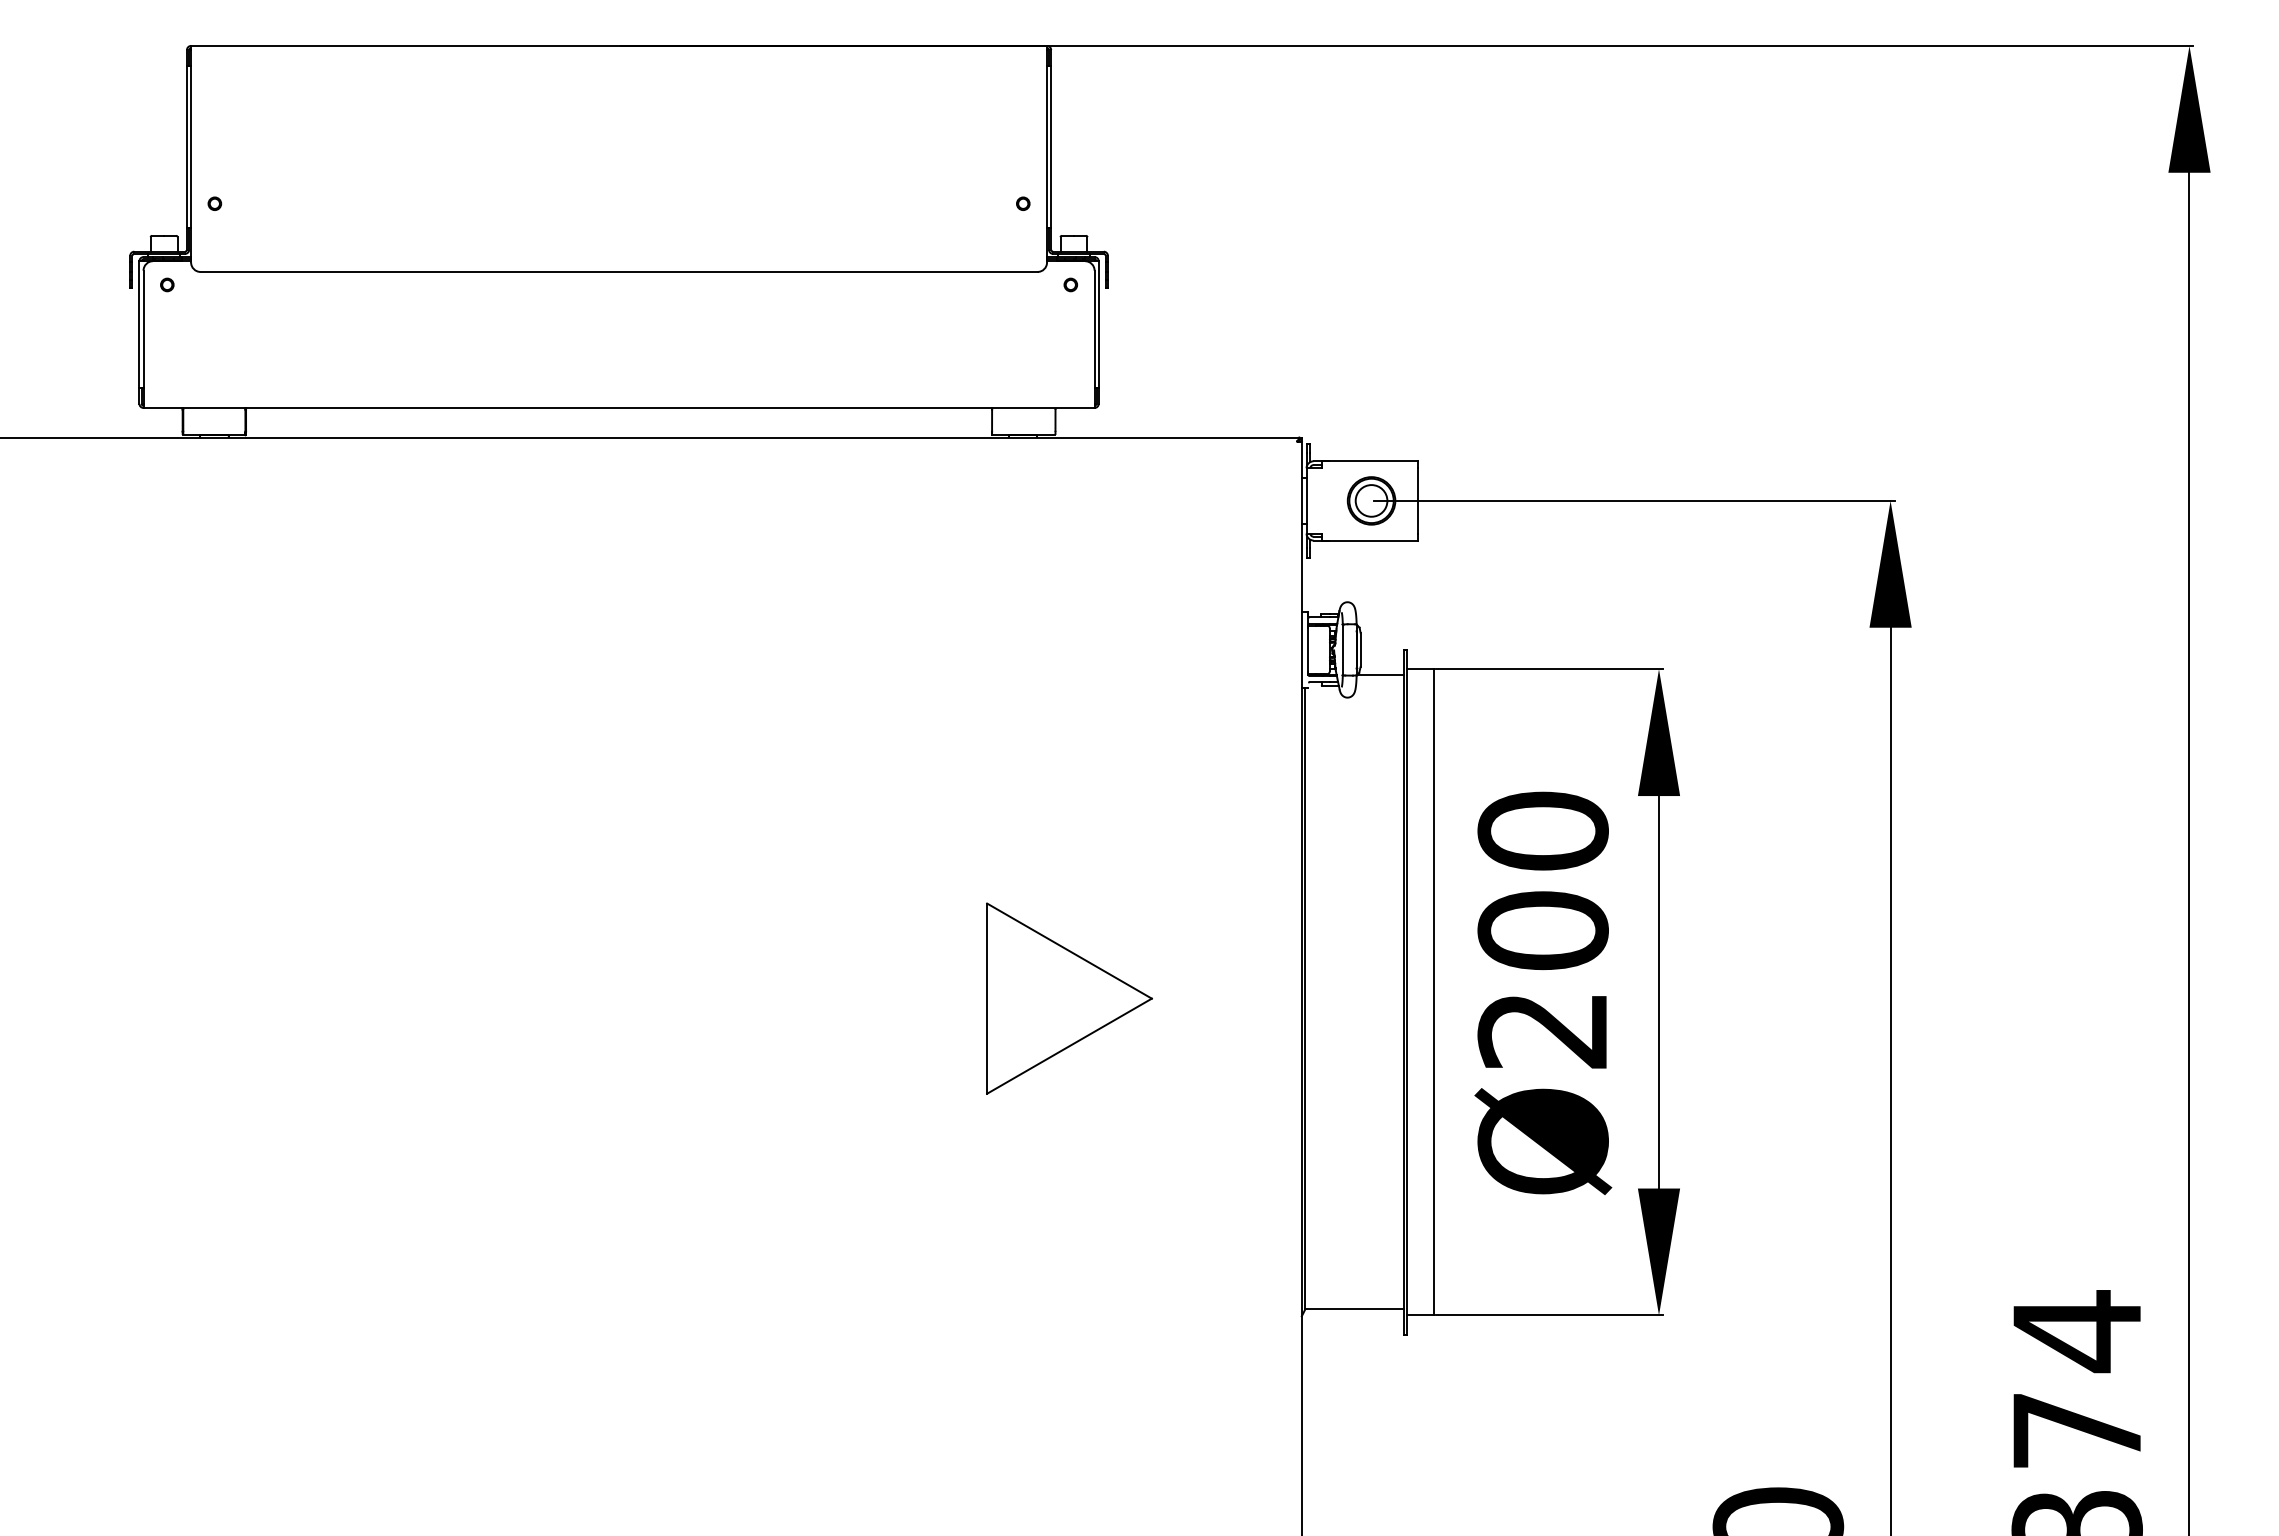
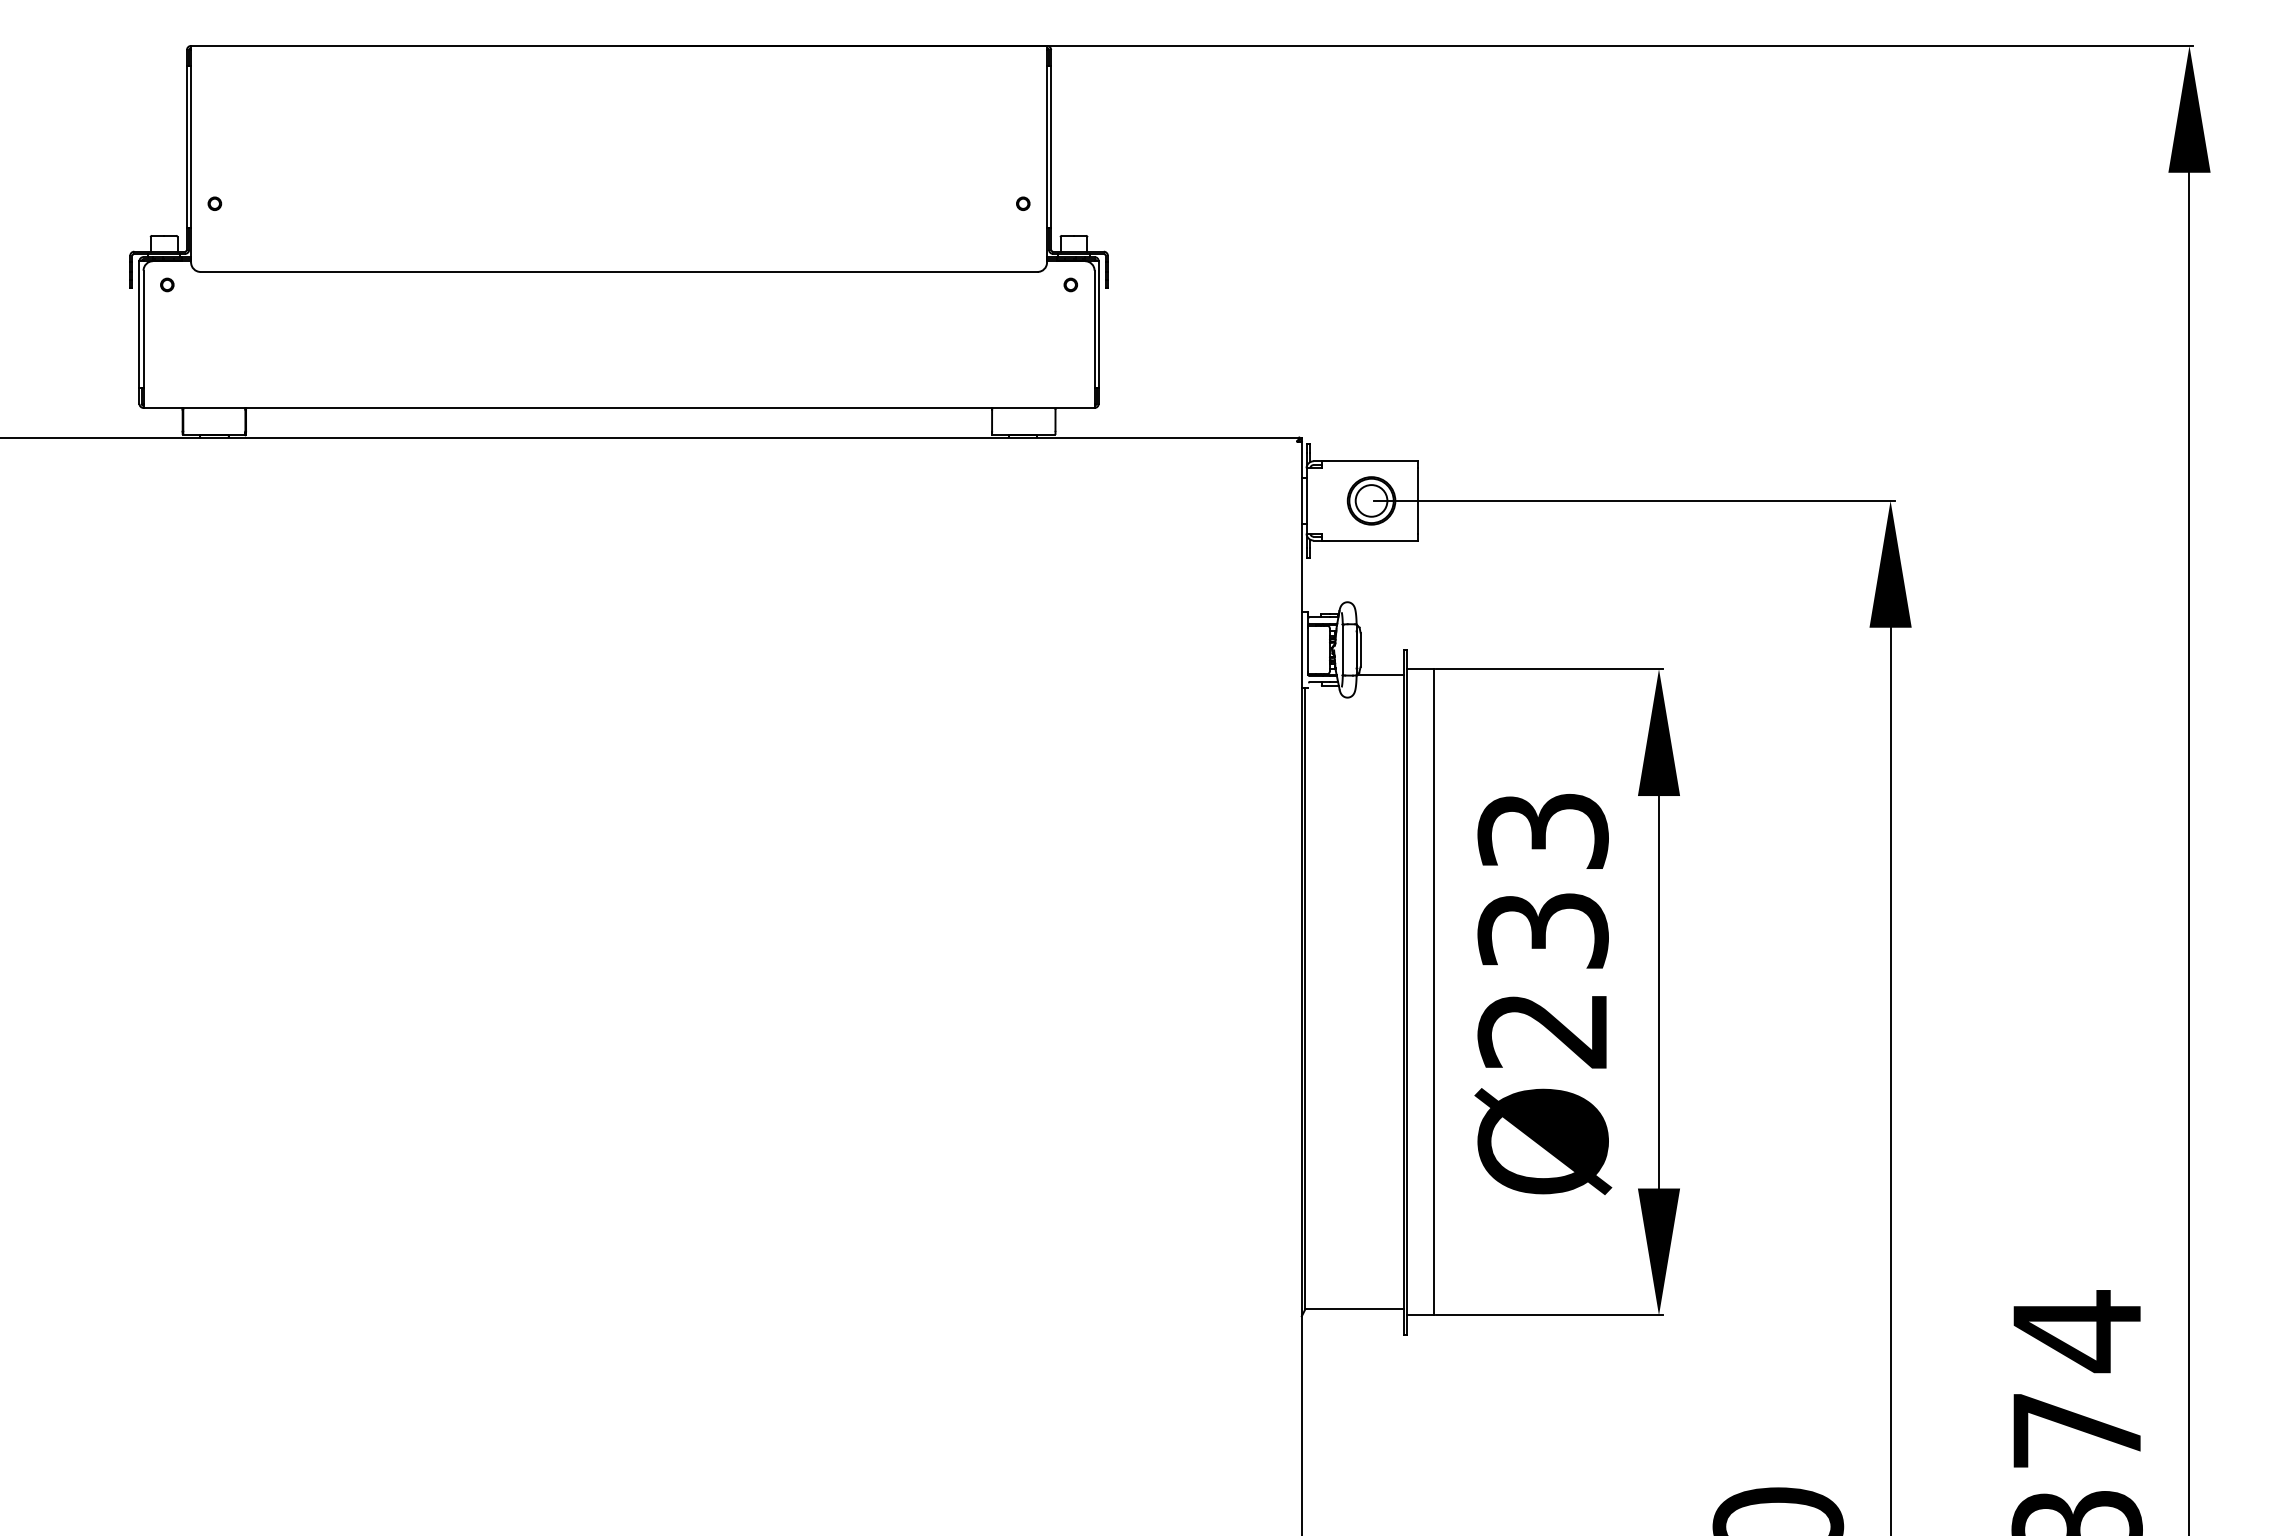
text: Ø200 -> Ø233 (1542, 880)
part: present -> none (1069, 998)
